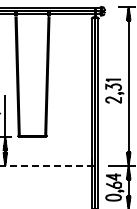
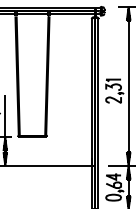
line: dashed -> solid (46, 165)
